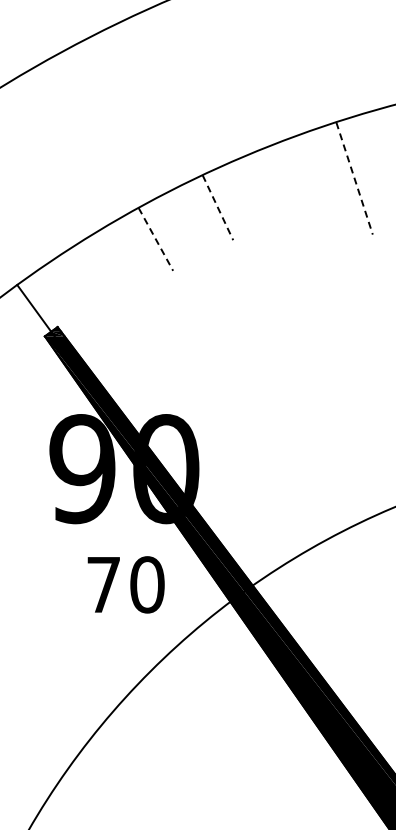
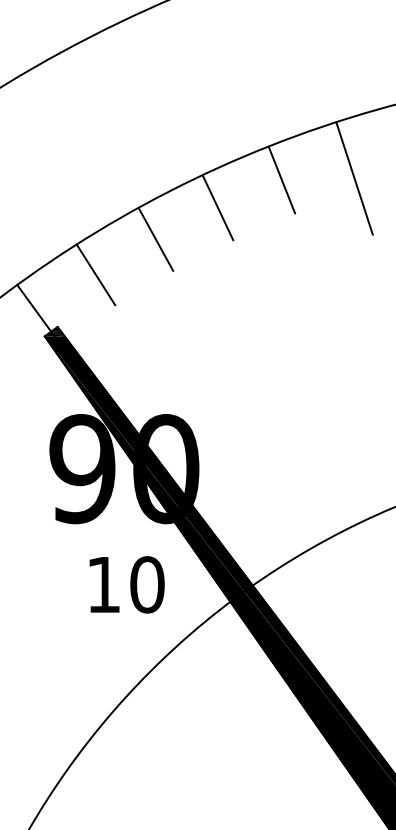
line: dashed -> solid (354, 178)
line: none -> present (281, 179)
line: dashed -> solid (217, 207)
line: dashed -> solid (155, 239)
line: none -> present (95, 274)
text: 70 -> 10 (103, 584)
